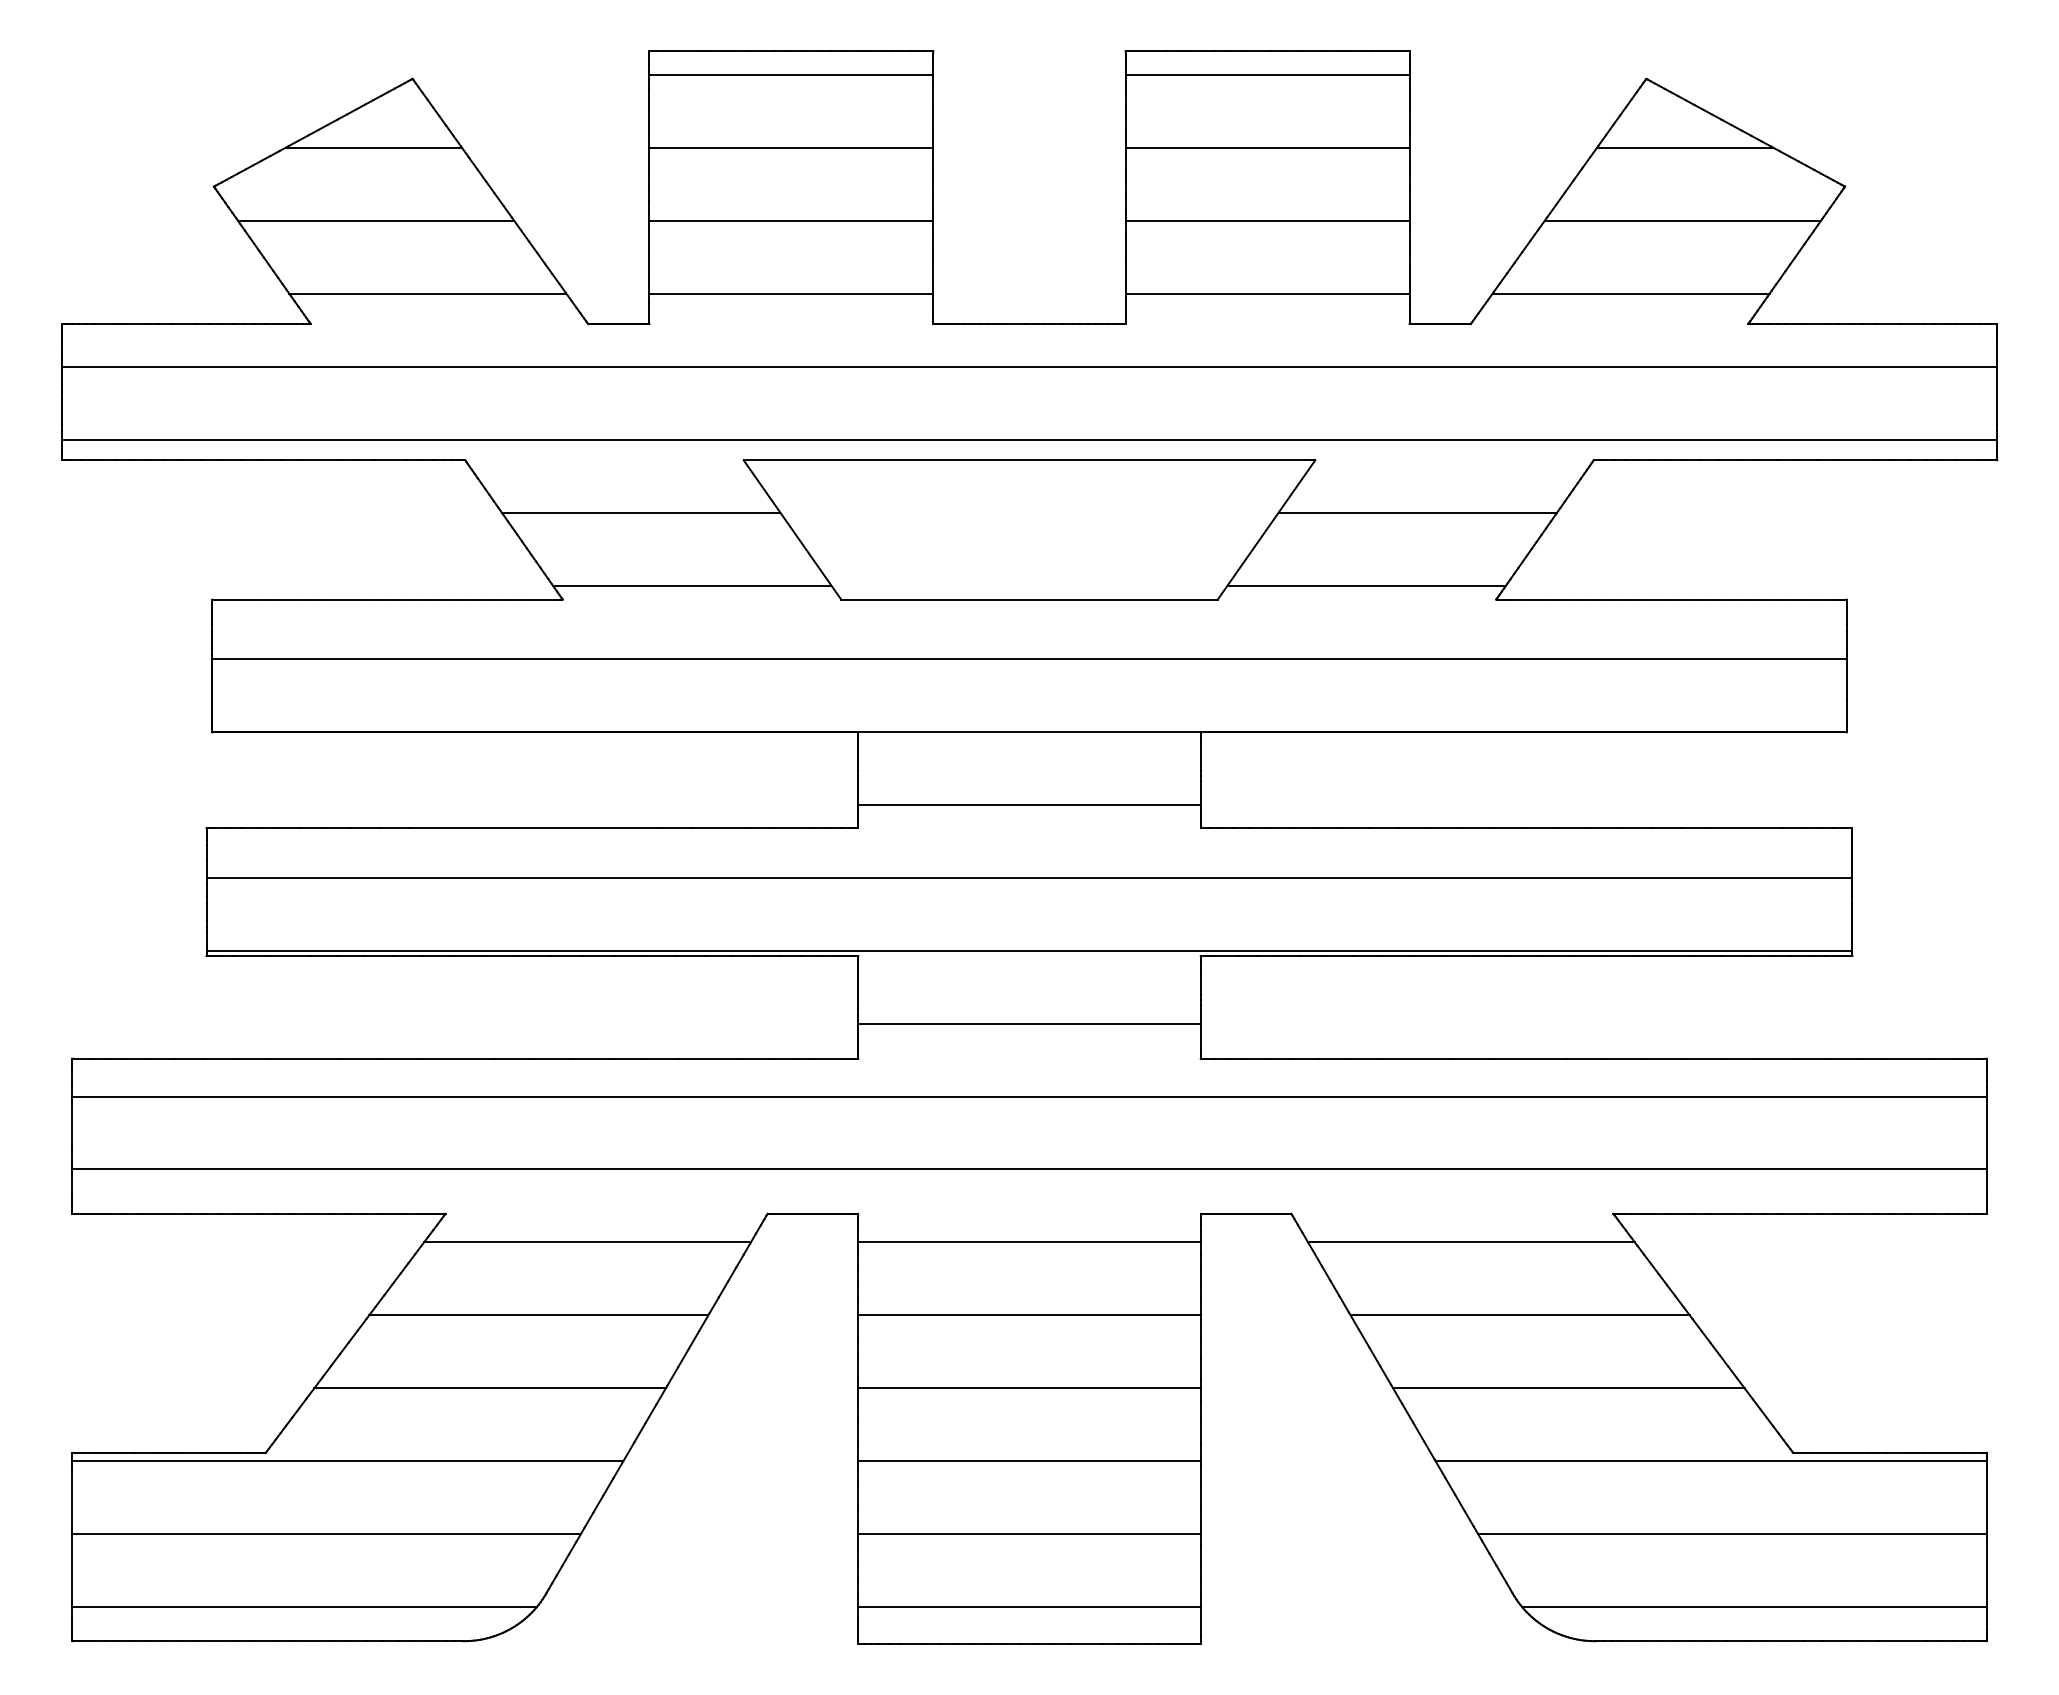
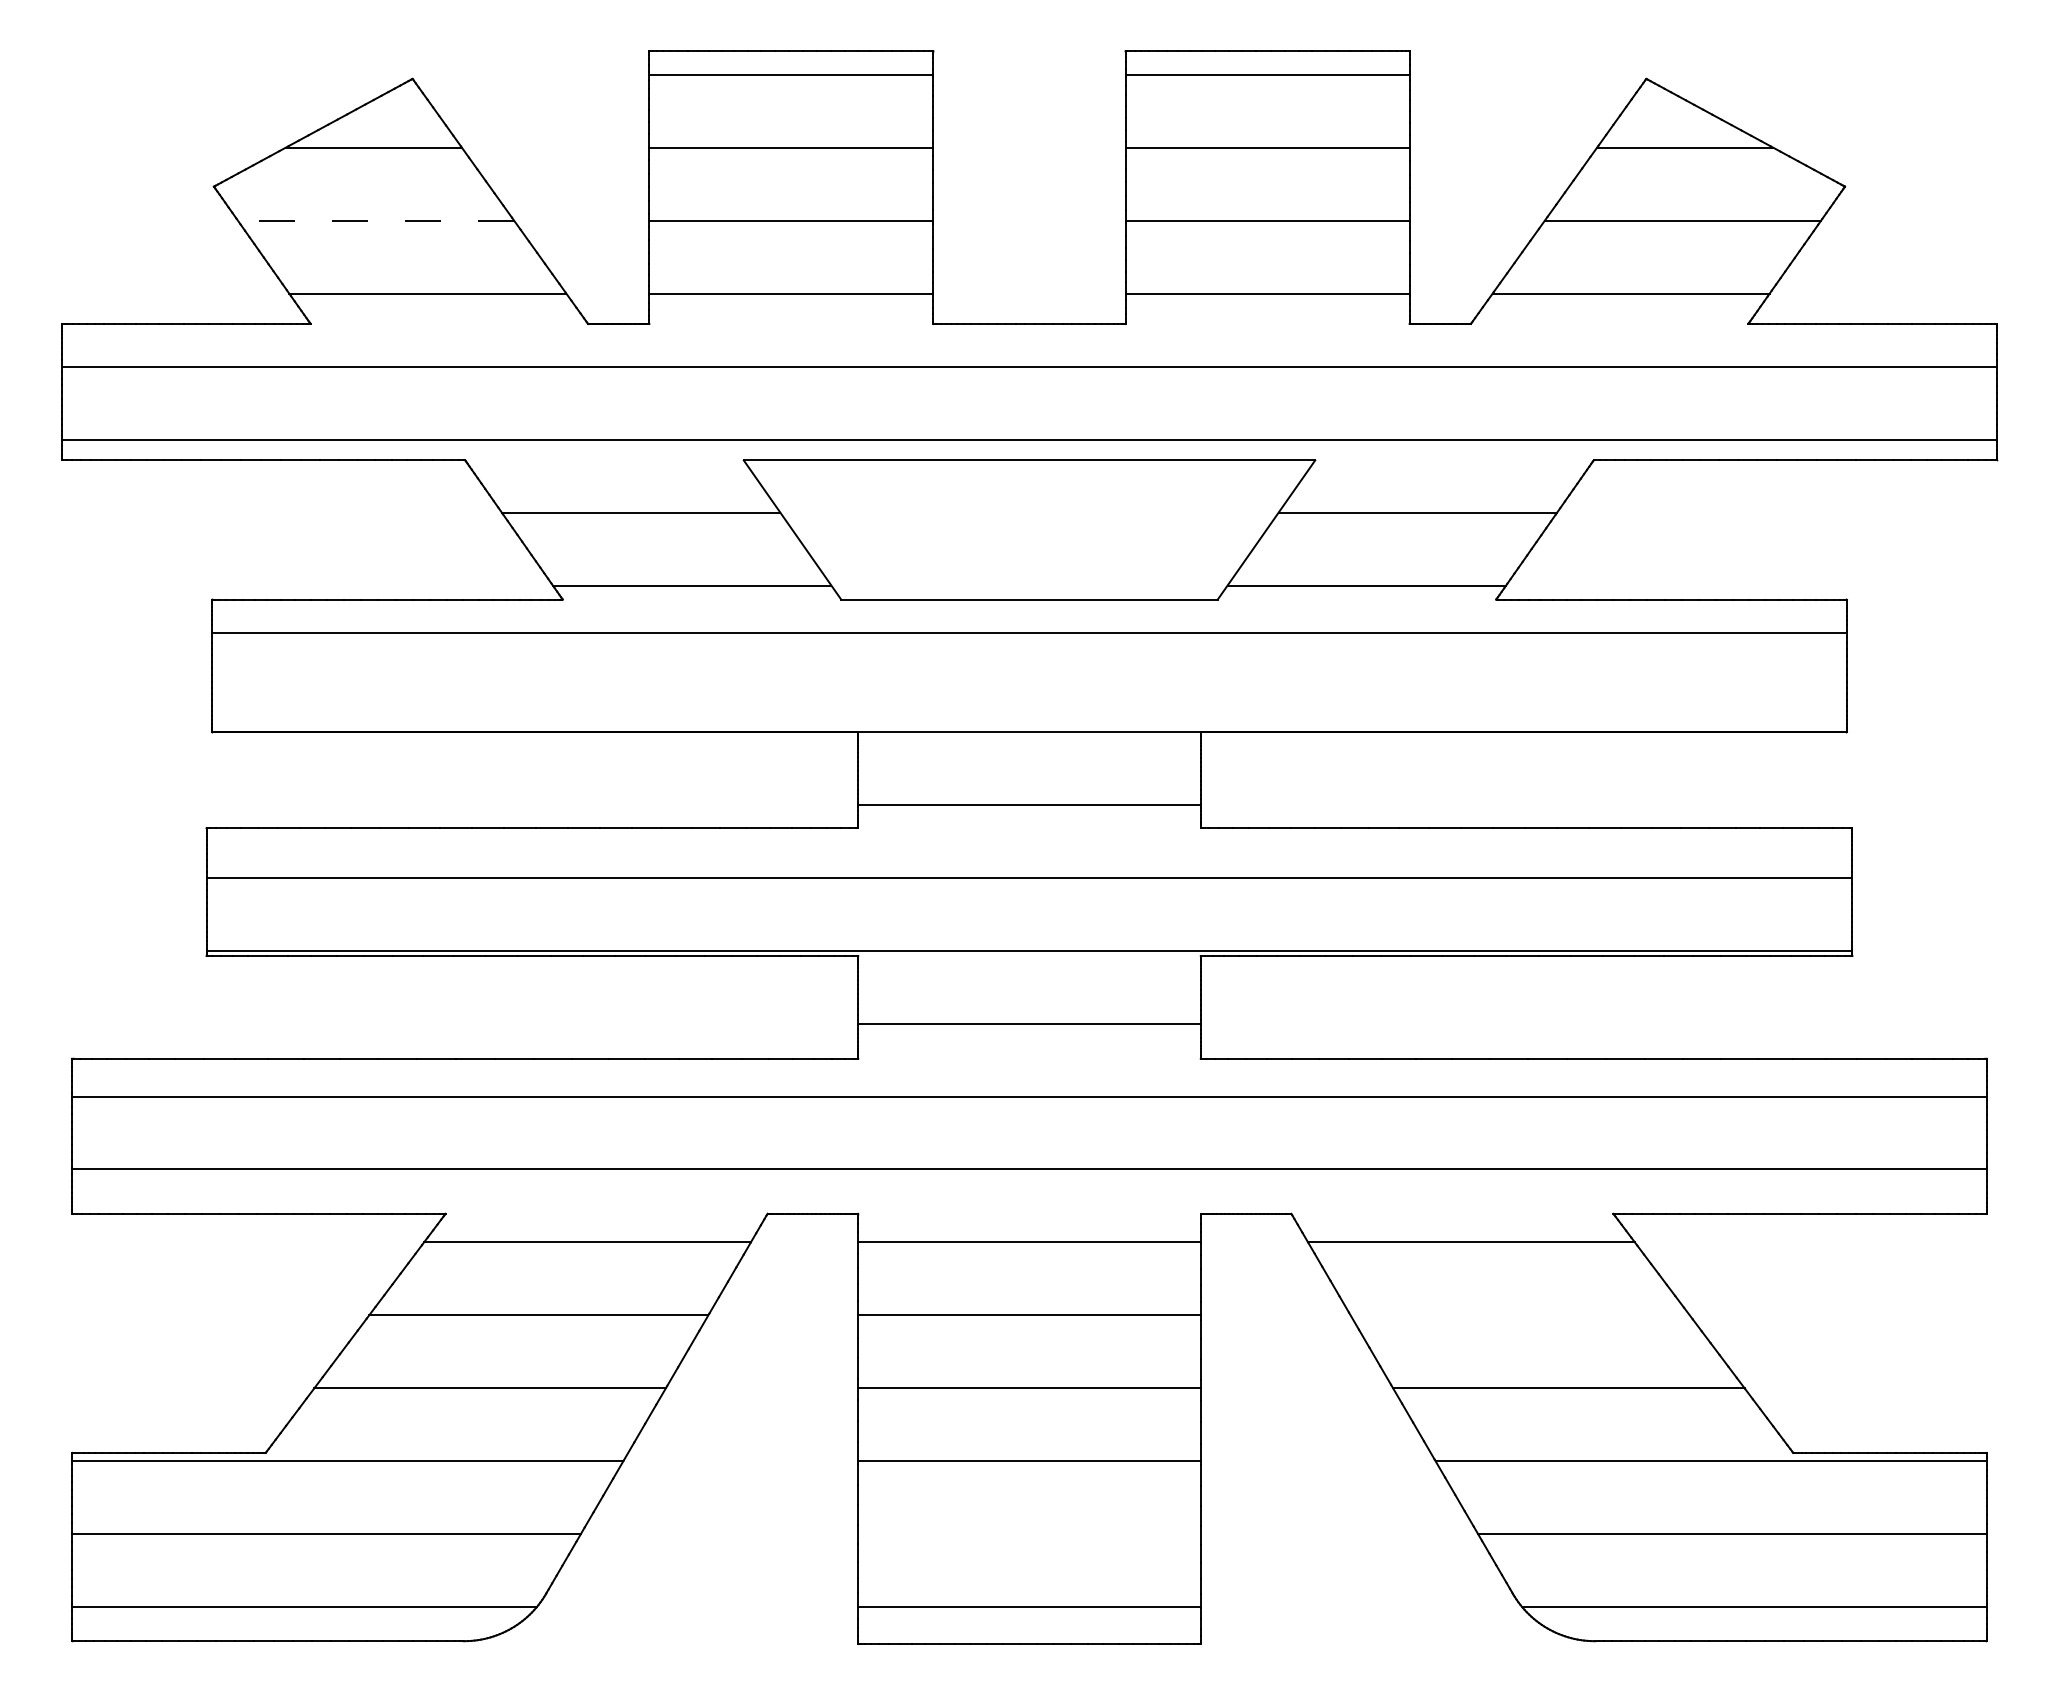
line: solid -> dashed (375, 220)
line position: (1029, 658) -> (1029, 632) (1029, 632)
line: present -> none (1519, 1315)
line: present -> none (1029, 1534)
